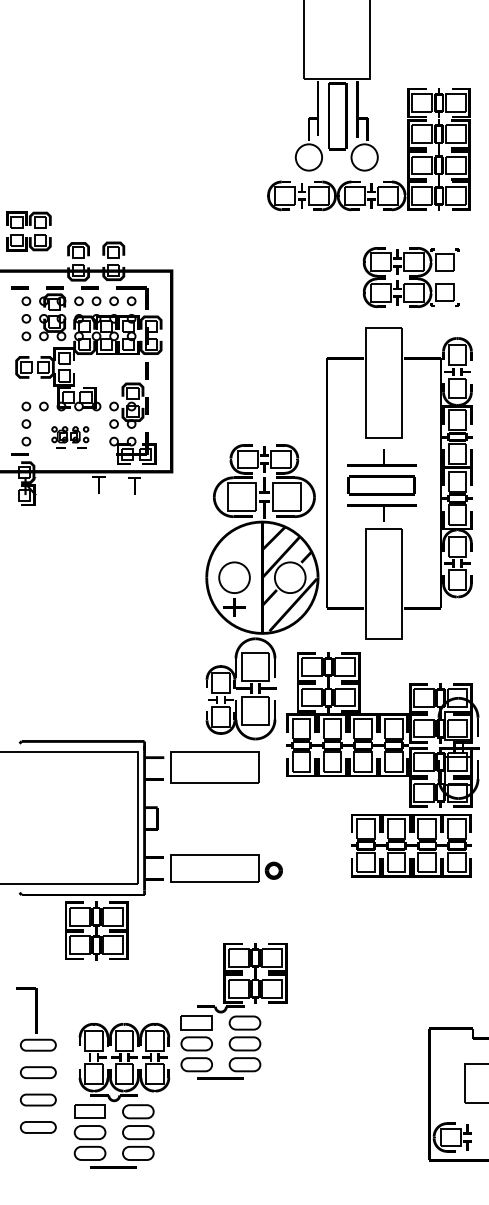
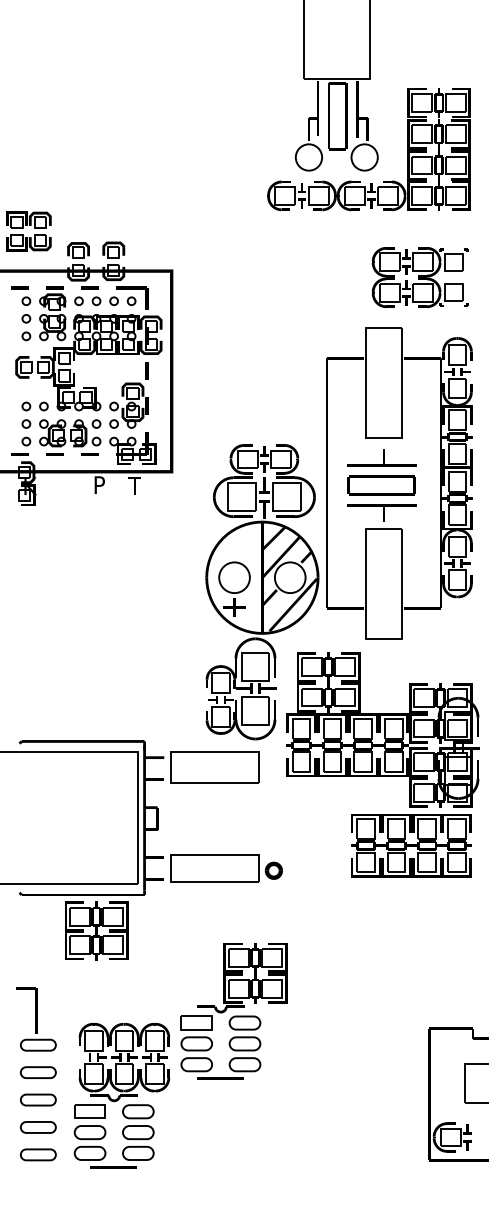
part position: (410, 277) -> (419, 277) (419, 277)
part size: 39x23 px -> 63x37 px (70, 437)
text: T -> P (98, 485)
part: none -> present (38, 1154)
